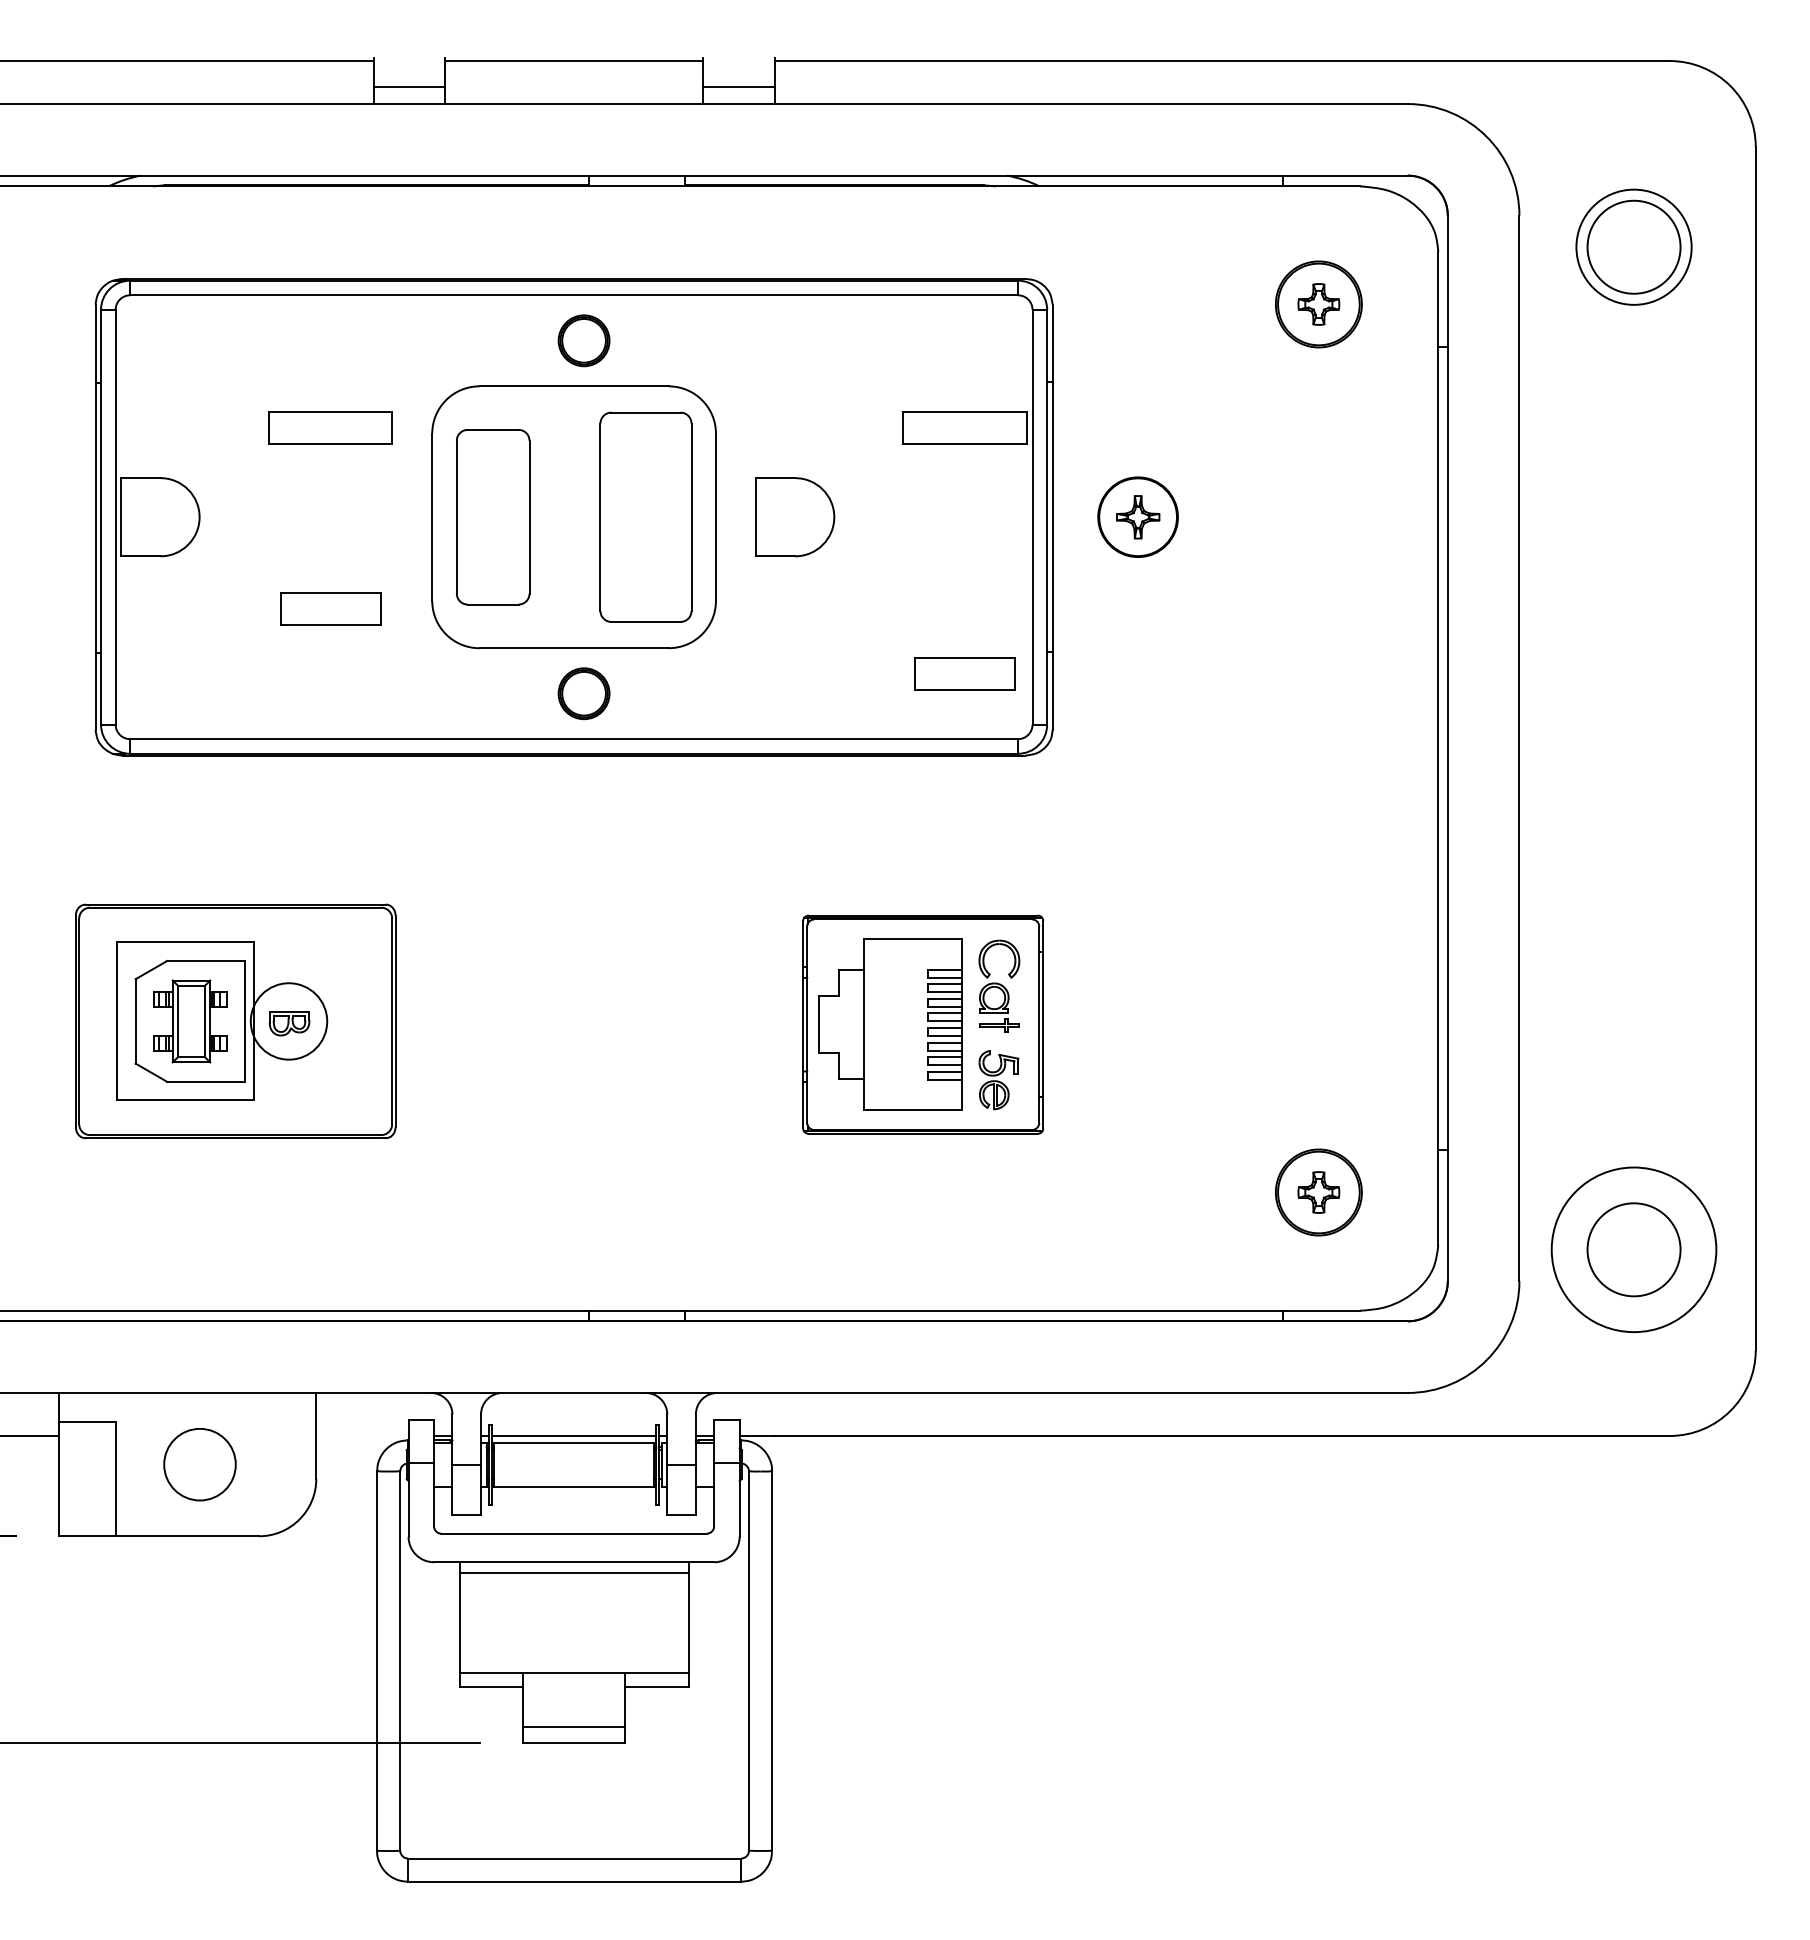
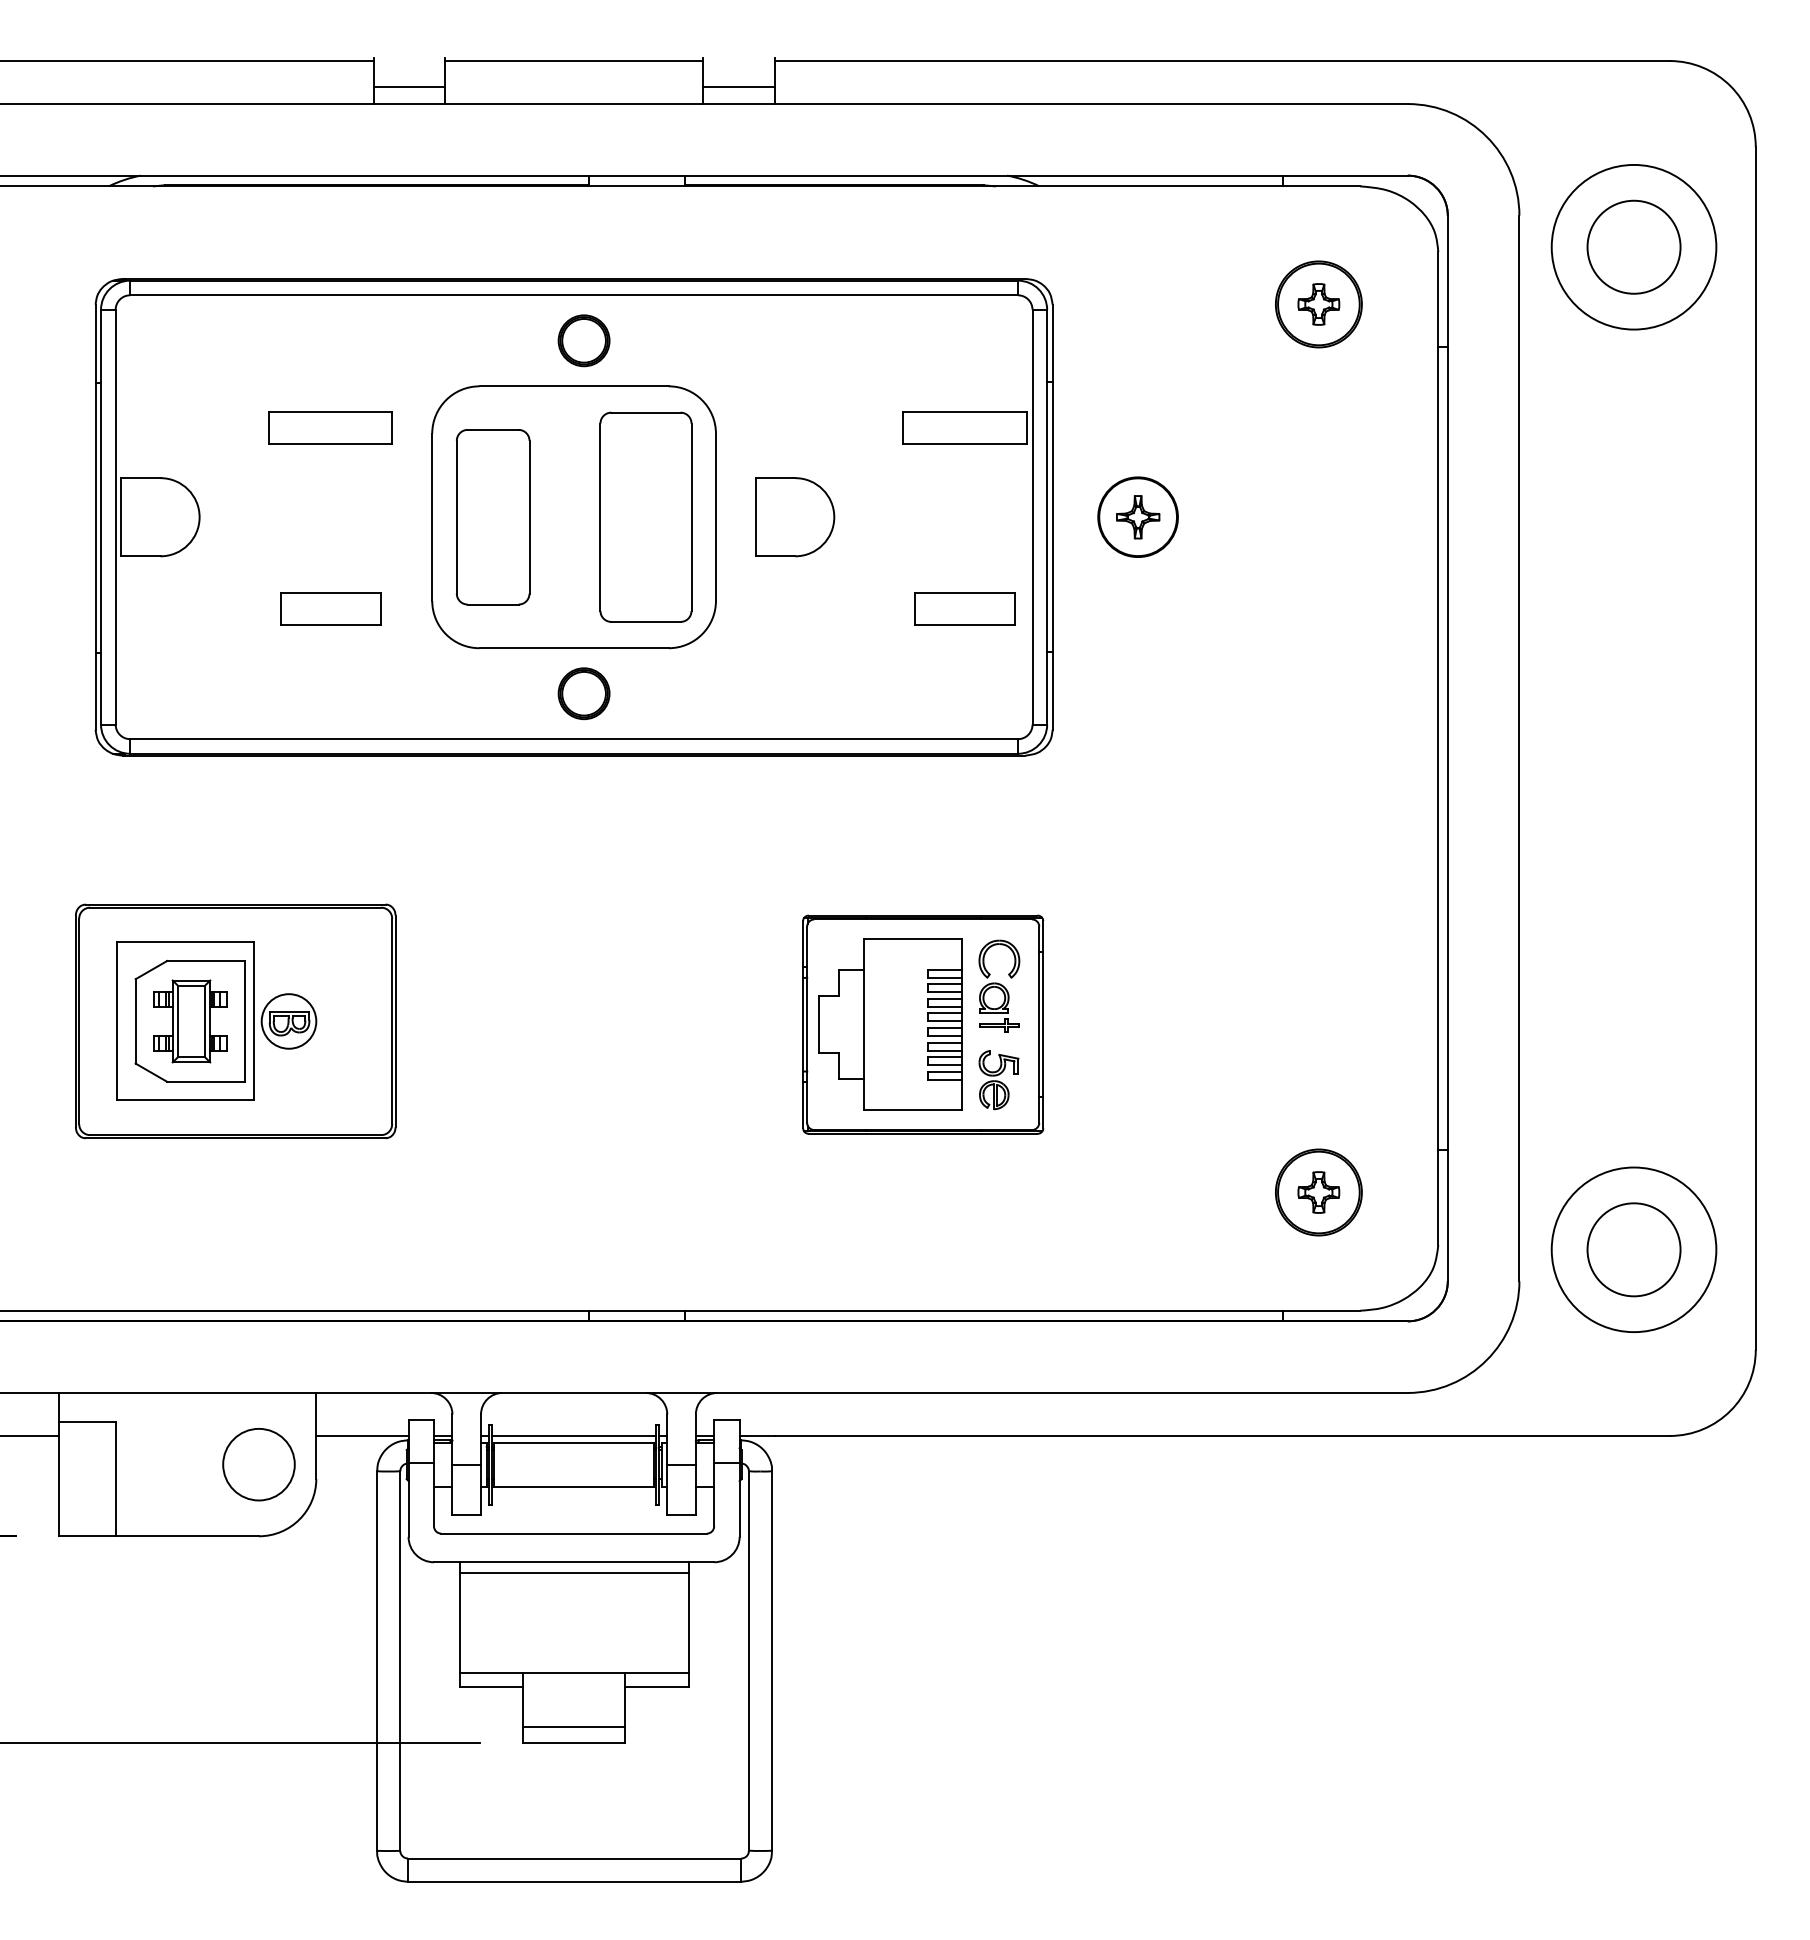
circle diameter: 115 px -> 165 px (1633, 246)
part position: (964, 673) -> (964, 608) (964, 608)
circle diameter: 76 px -> 55 px (288, 1021)
line: none -> present (362, 1435)
circle position: (199, 1464) -> (258, 1464) (258, 1464)
